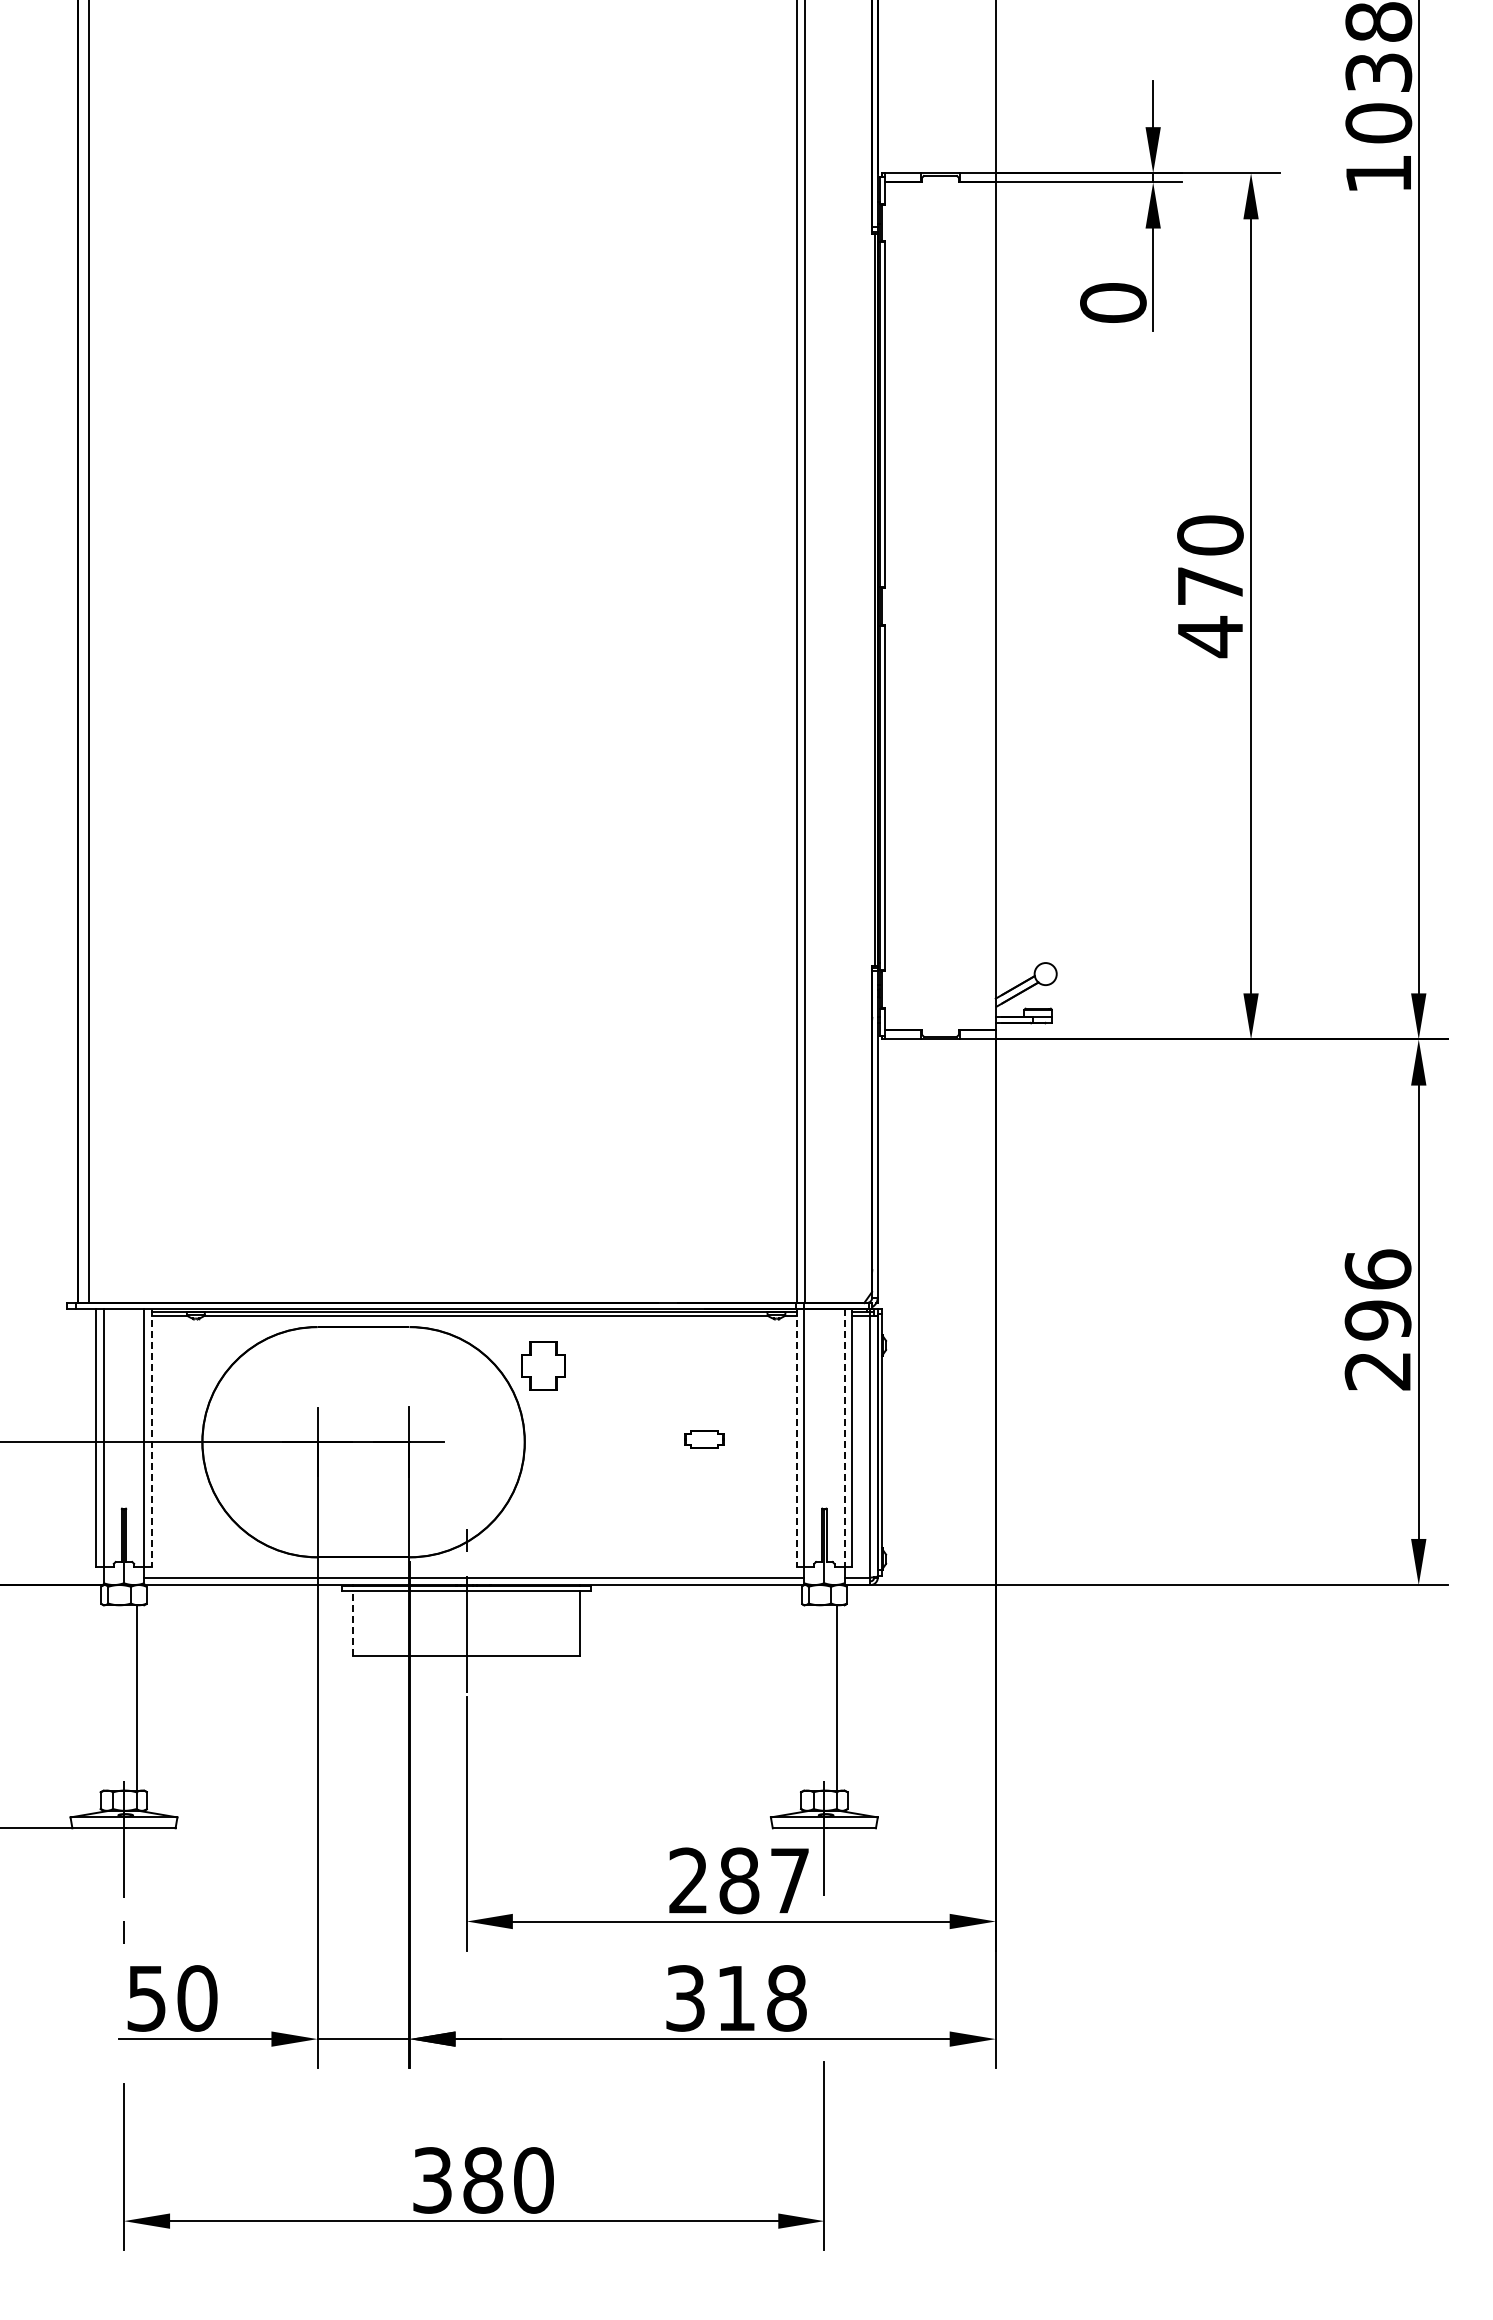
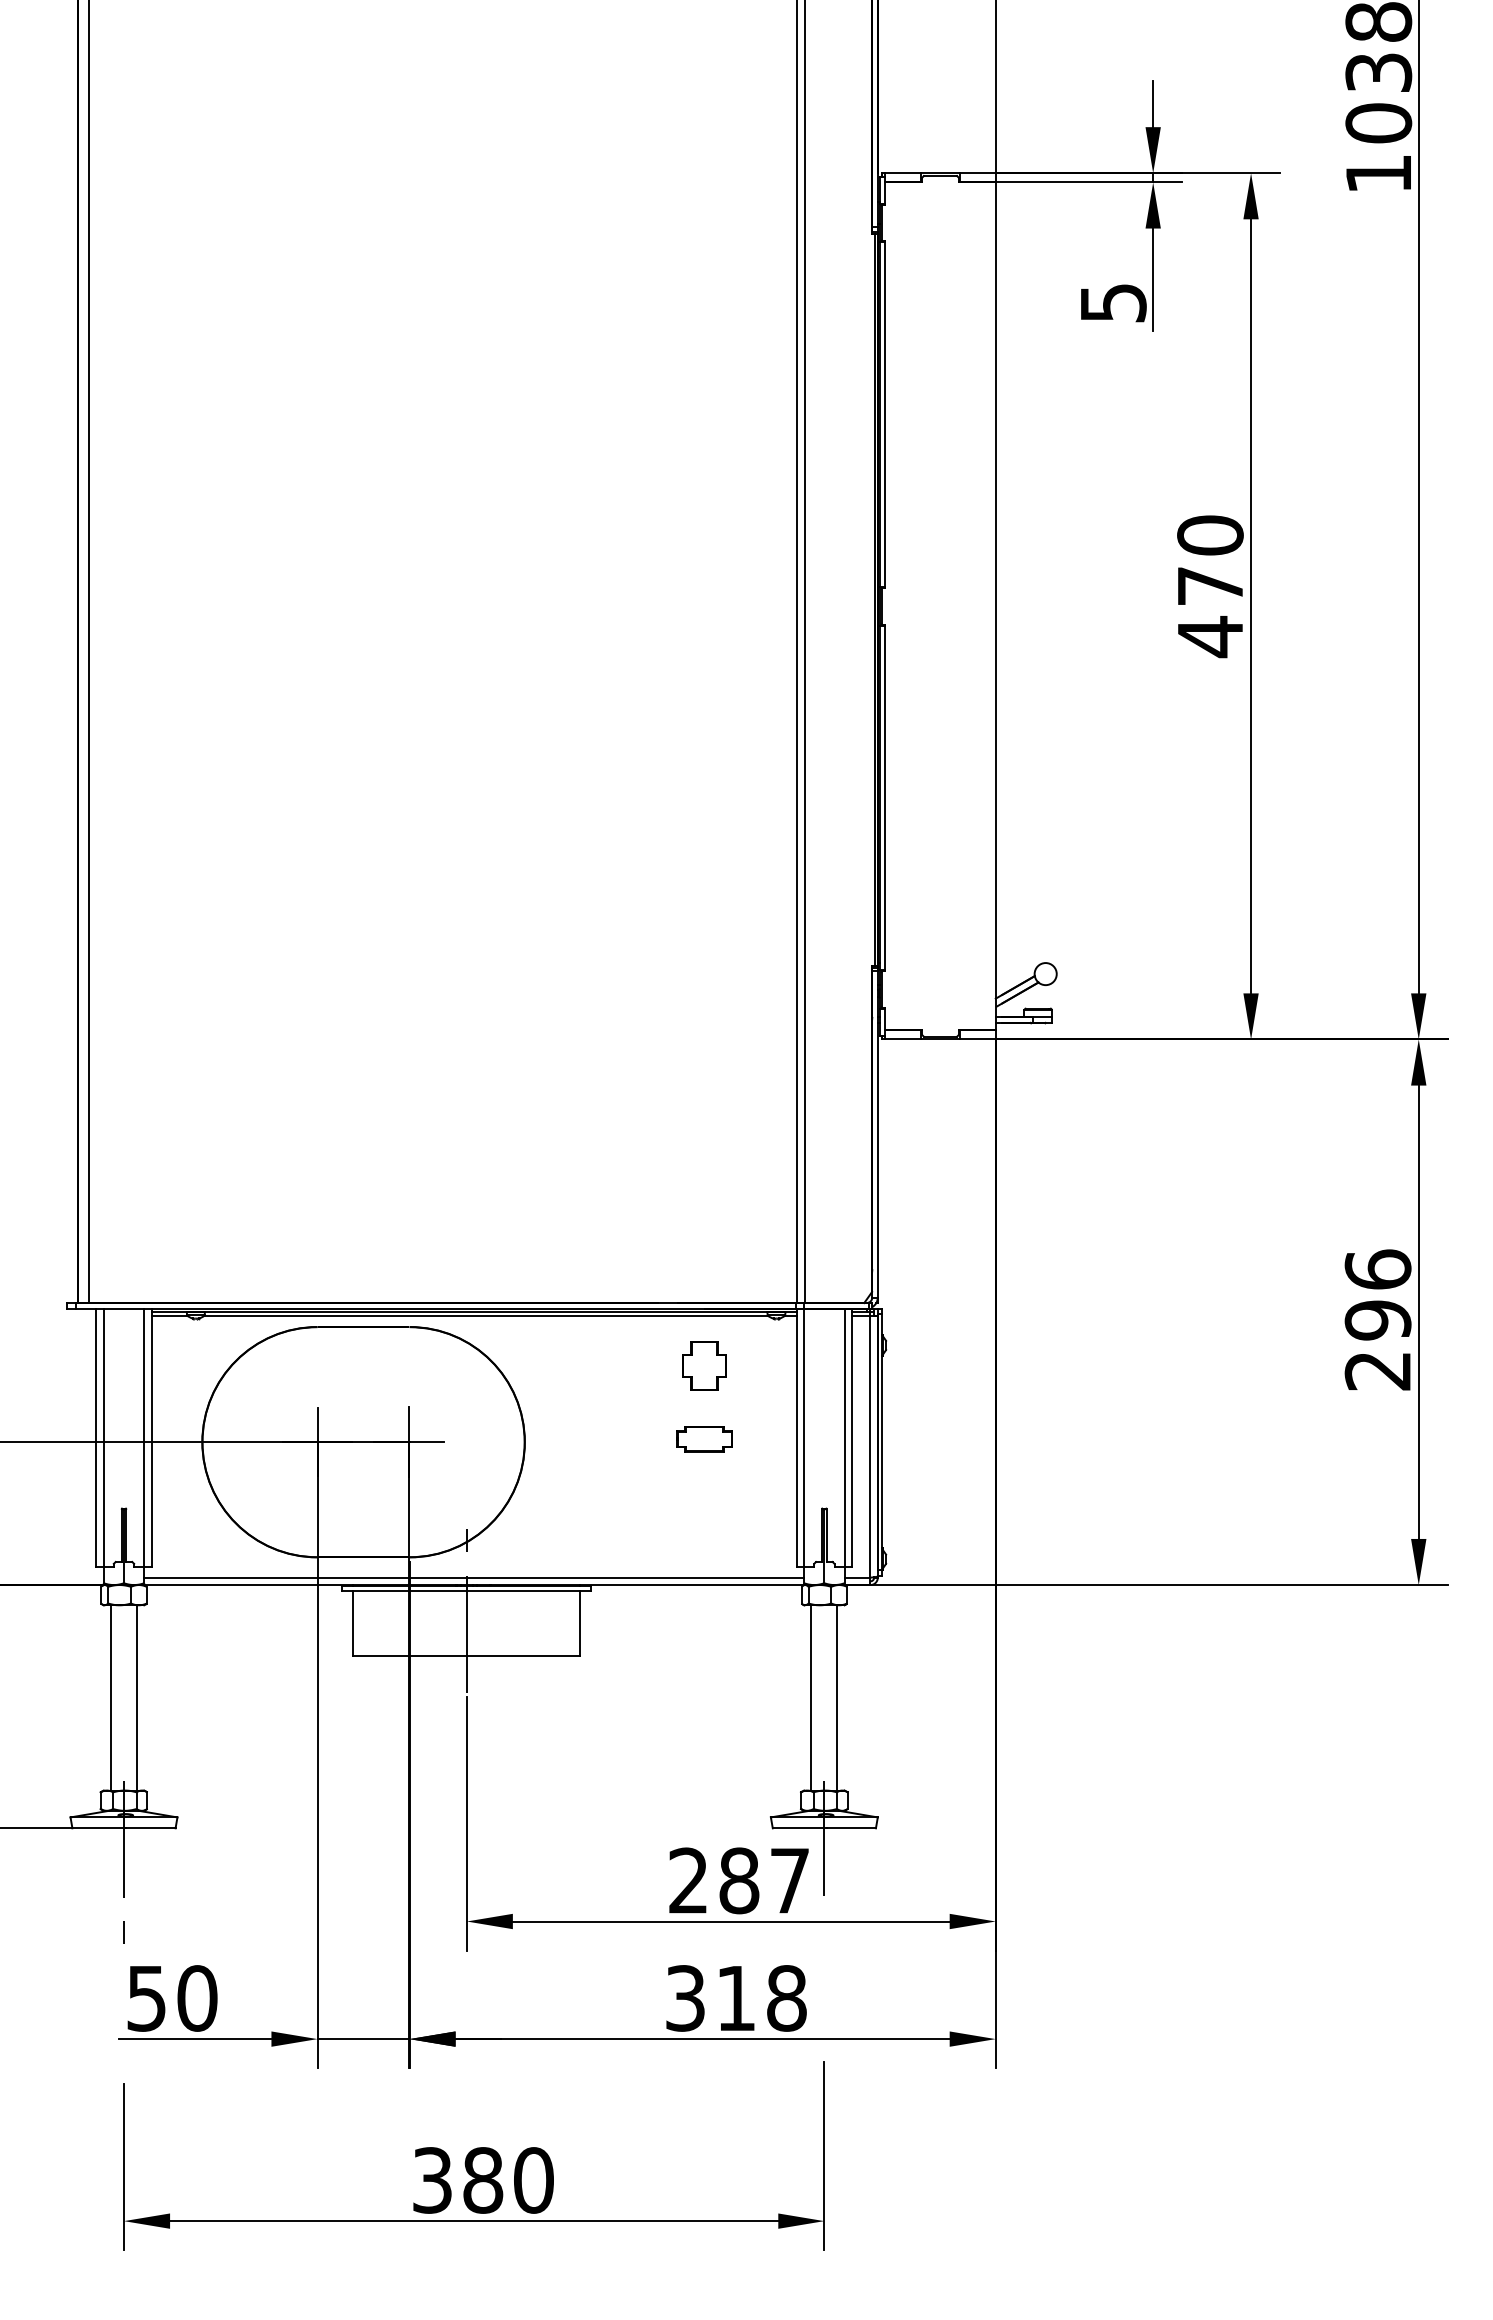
text: 0 -> 5 (1113, 302)
part position: (543, 1365) -> (704, 1365) (704, 1365)
line: dashed -> solid (151, 1437)
line: dashed -> solid (796, 1437)
line: dashed -> solid (844, 1437)
part size: 41x19 px -> 57x27 px (704, 1439)
line: dashed -> solid (353, 1623)
line: none -> present (111, 1697)
line: none -> present (811, 1697)
